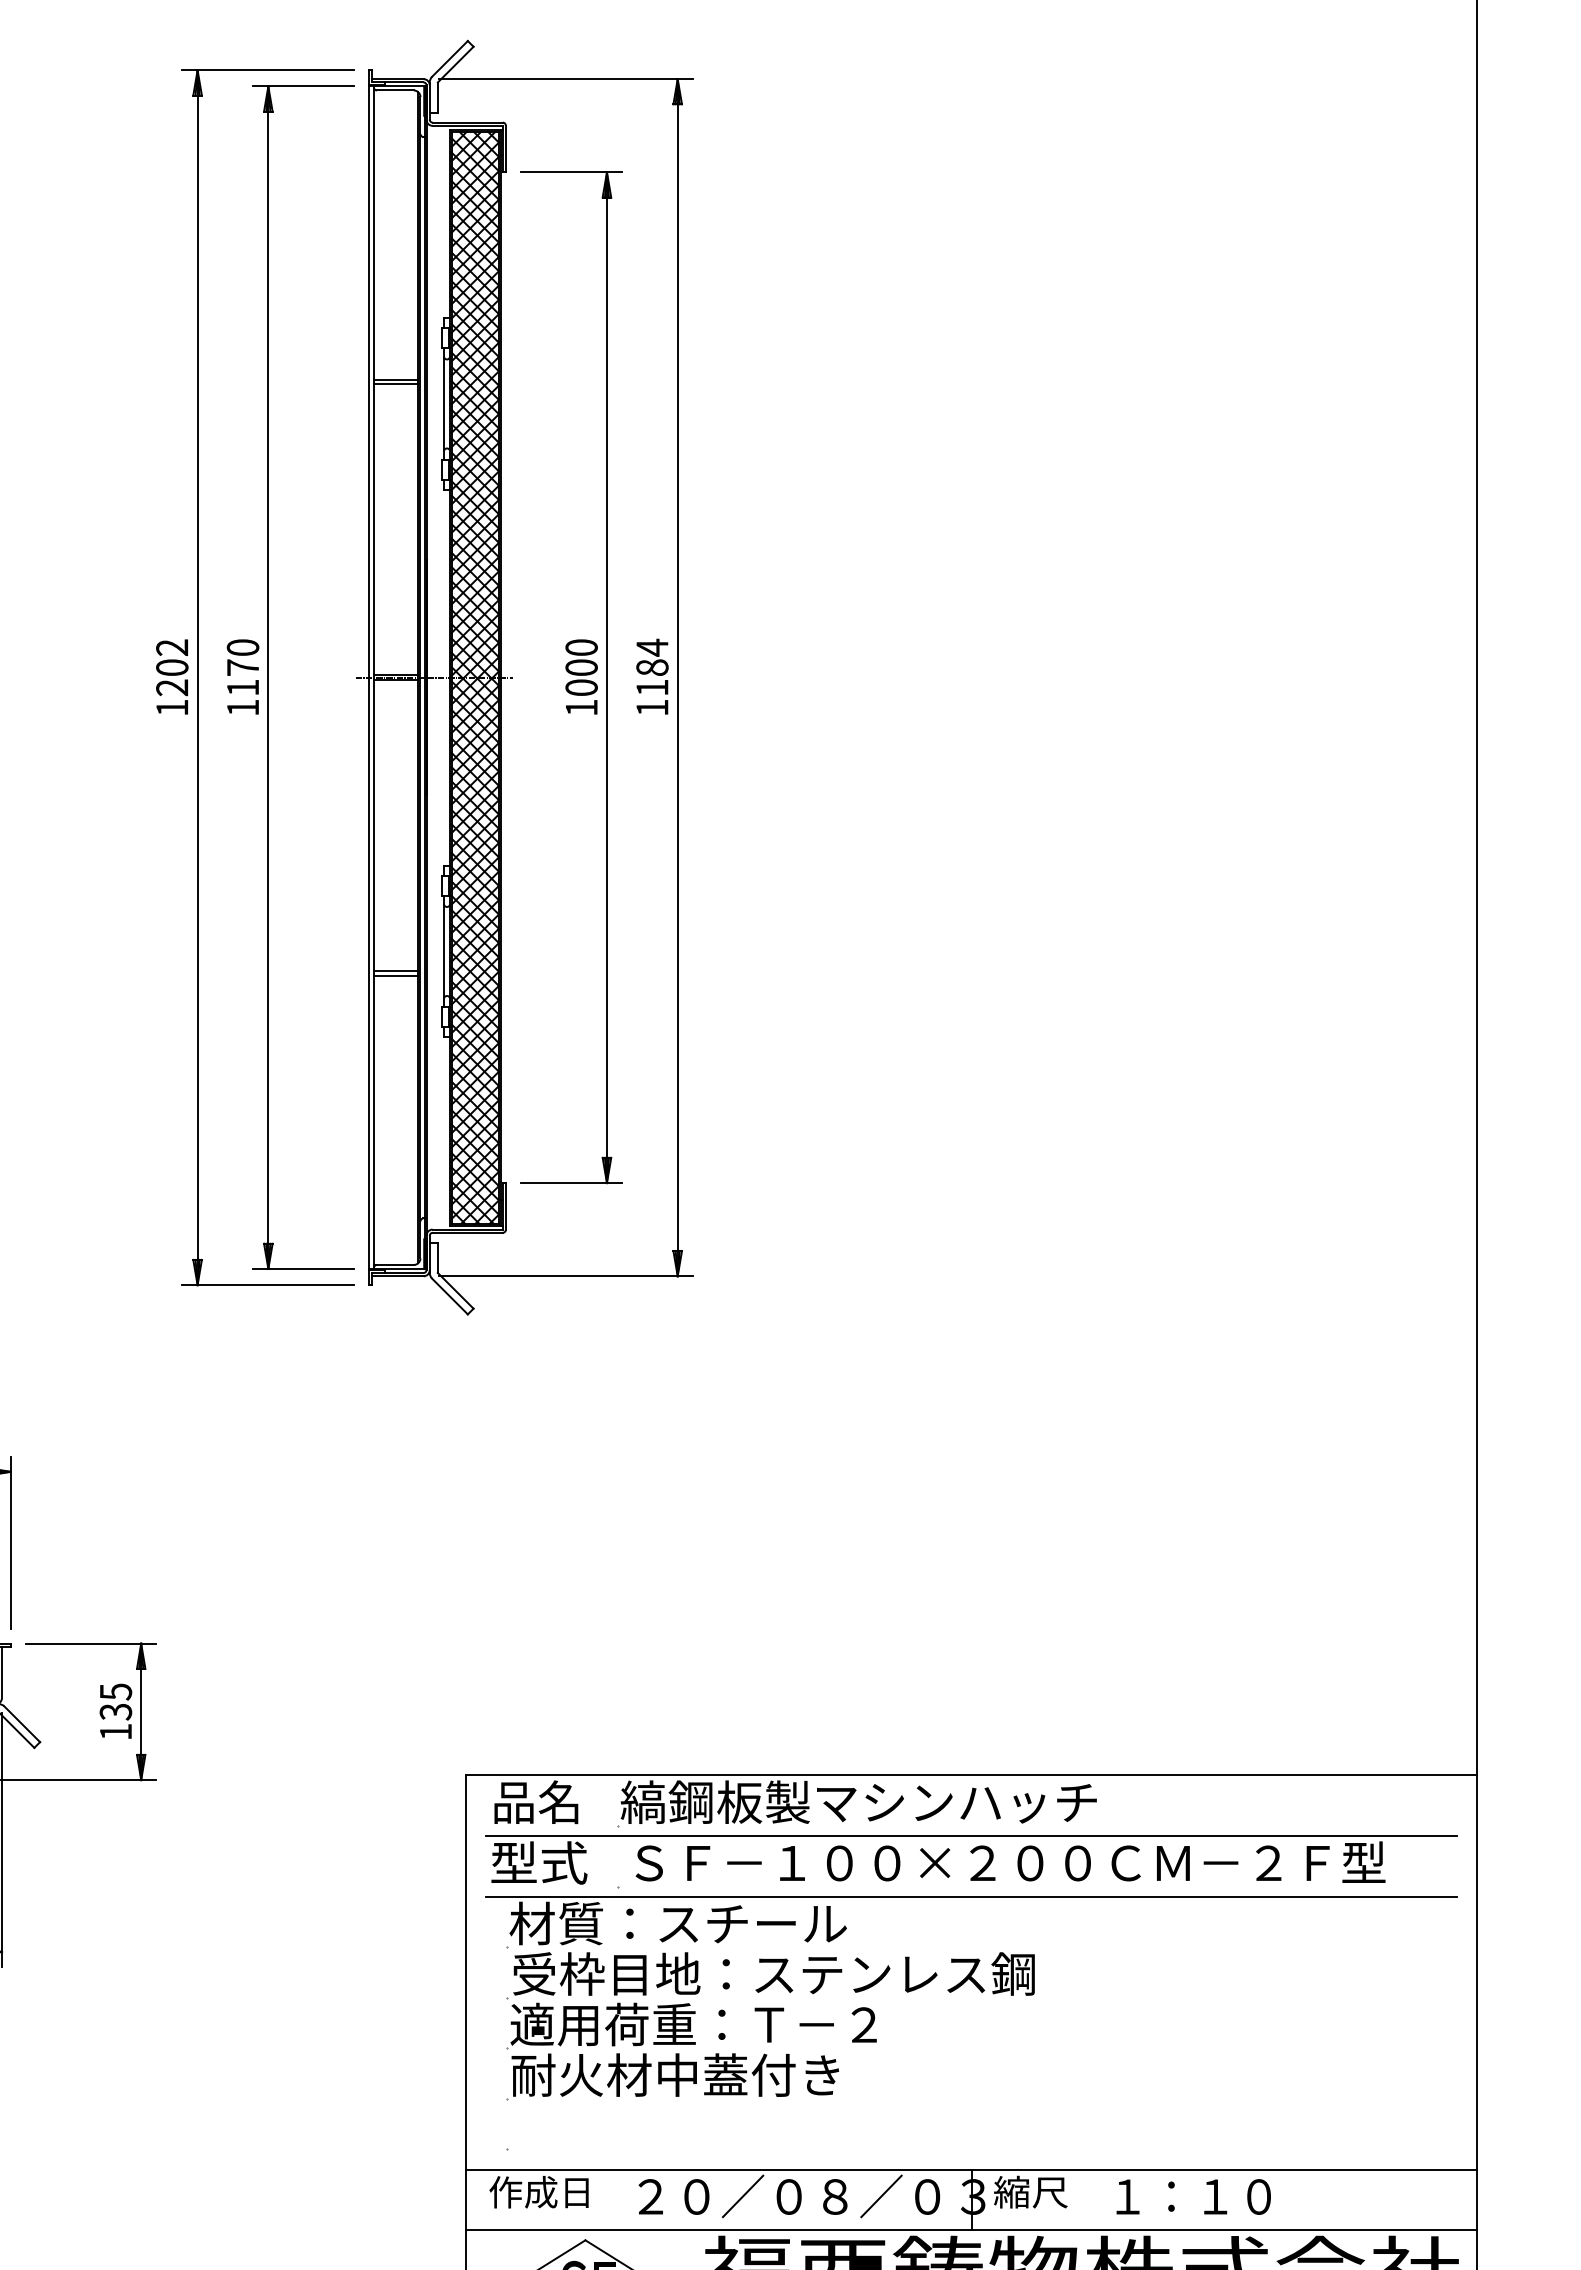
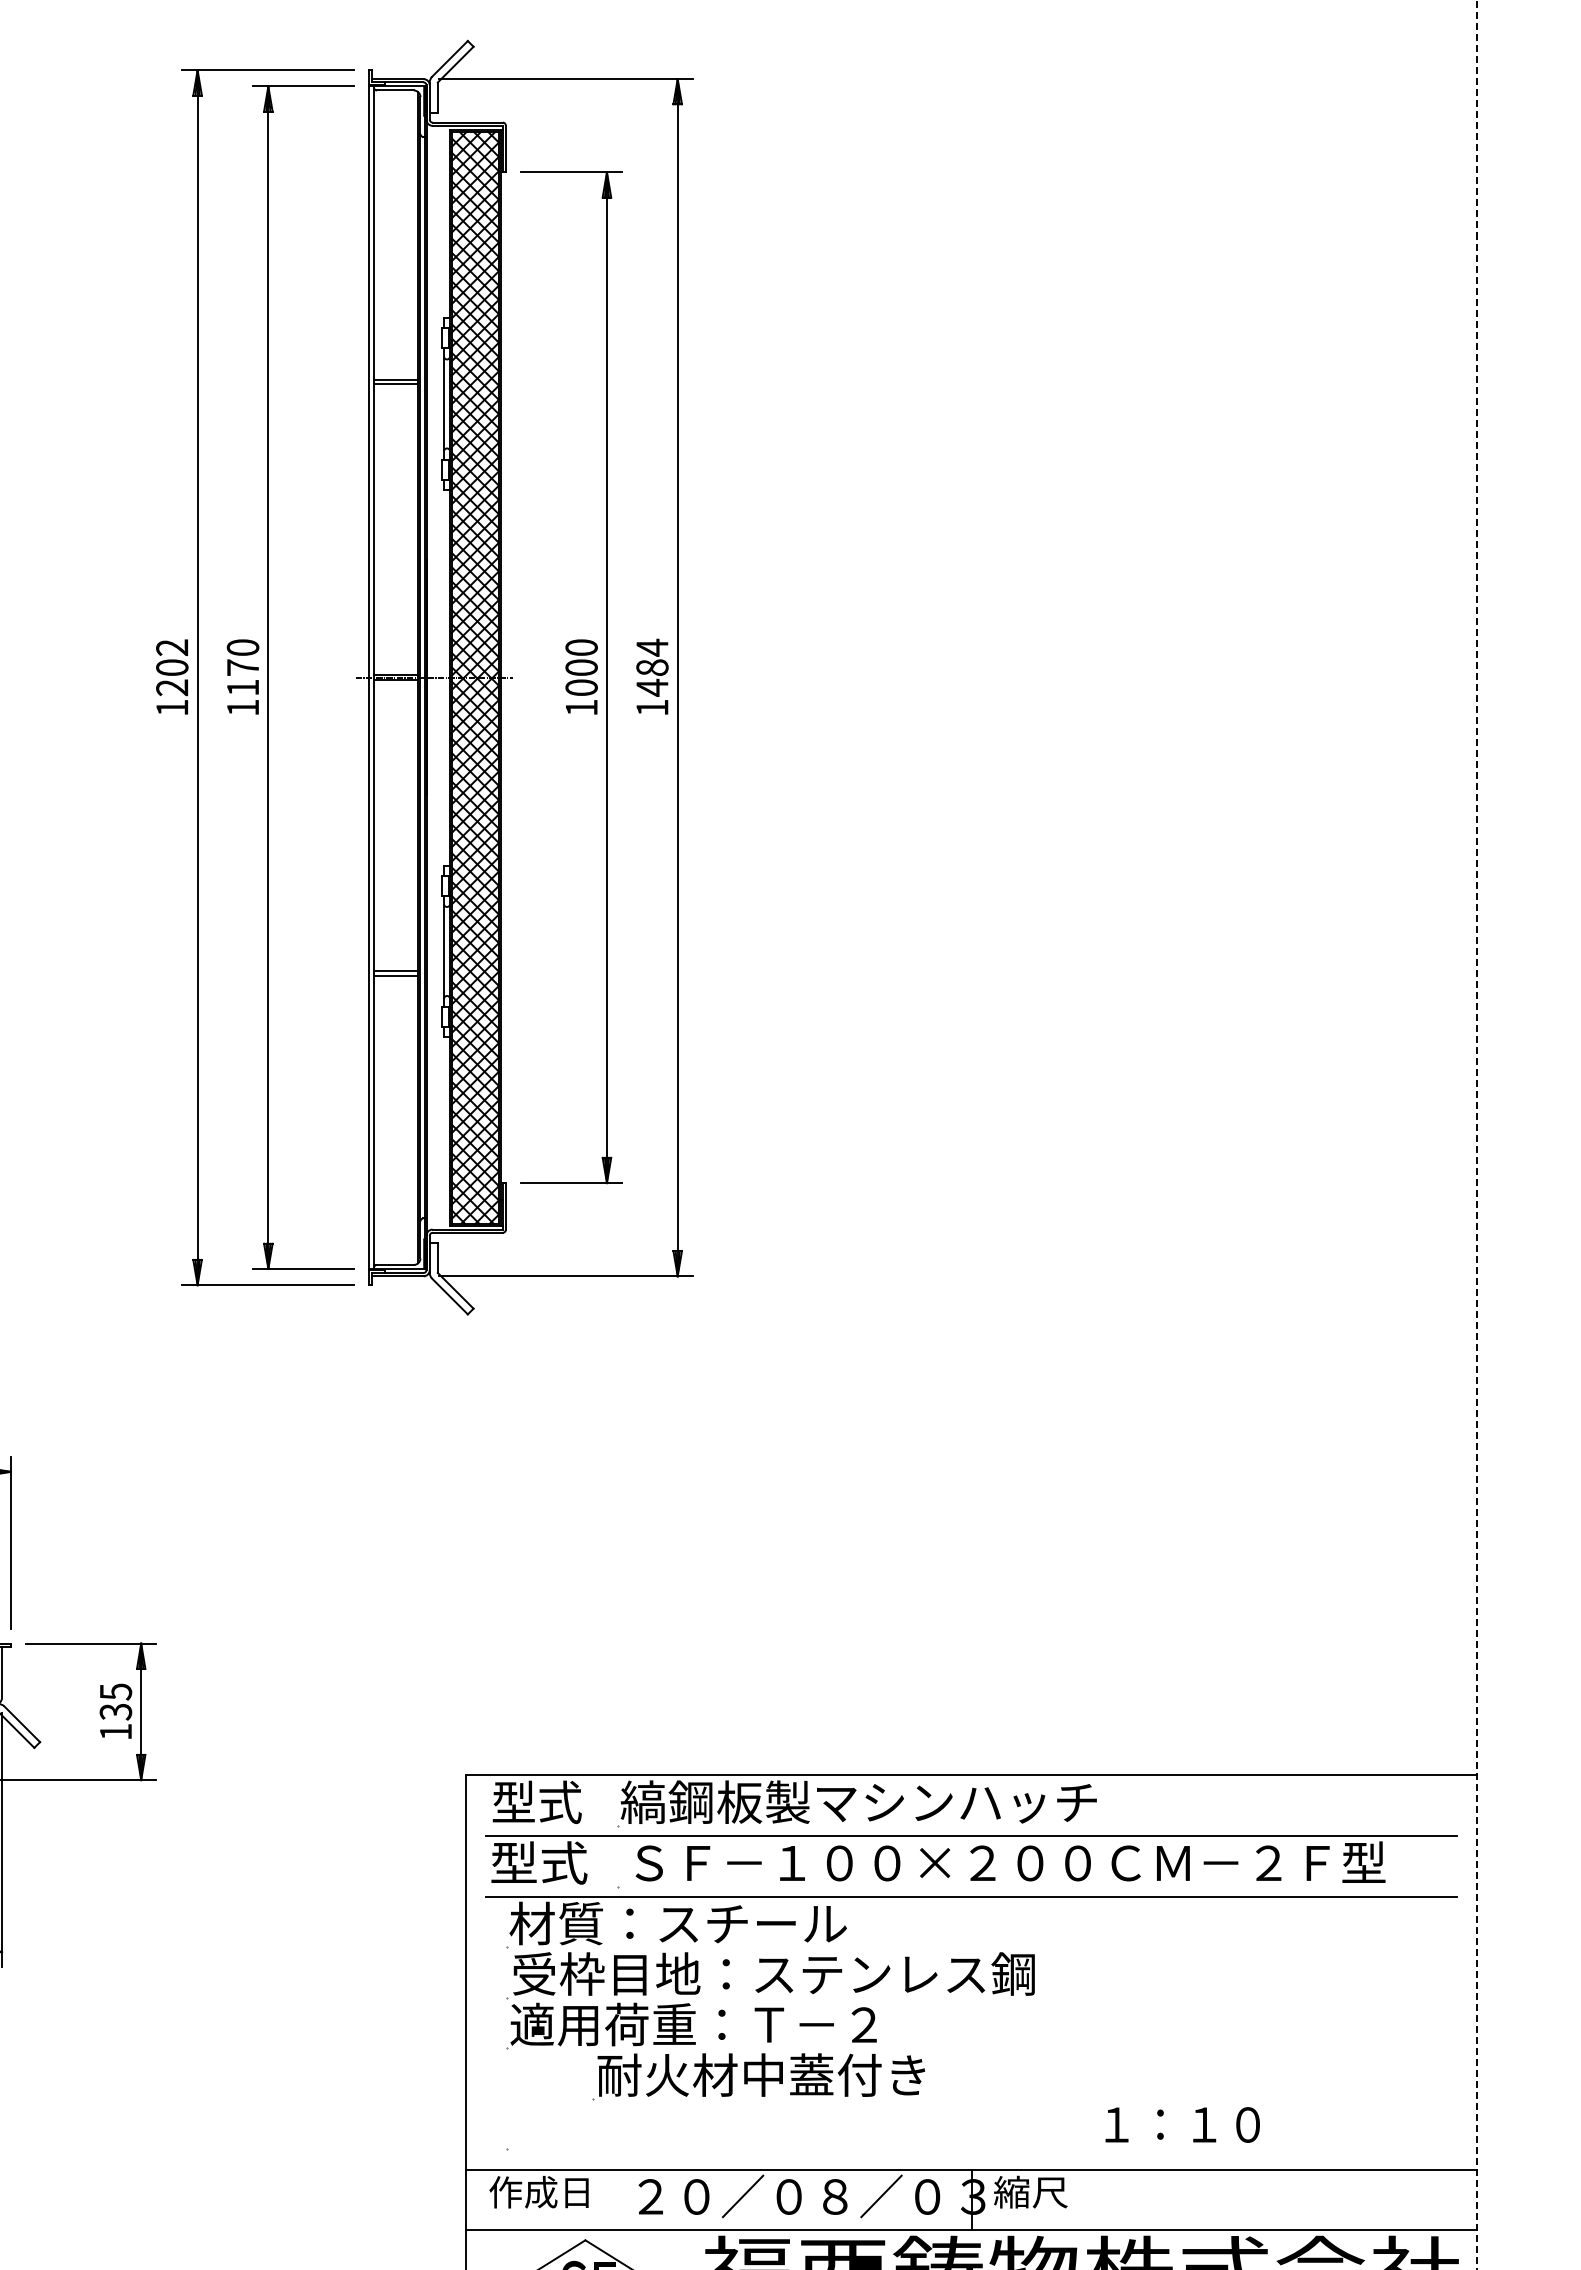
text: 1184 -> 1484 (652, 687)
line: solid -> dashed (1476, 1134)
text: 品名 -> 型式 (536, 1801)
part position: (672, 2076) -> (758, 2076) (758, 2076)
text position: (1193, 2196) -> (1182, 2124) (1182, 2124)
